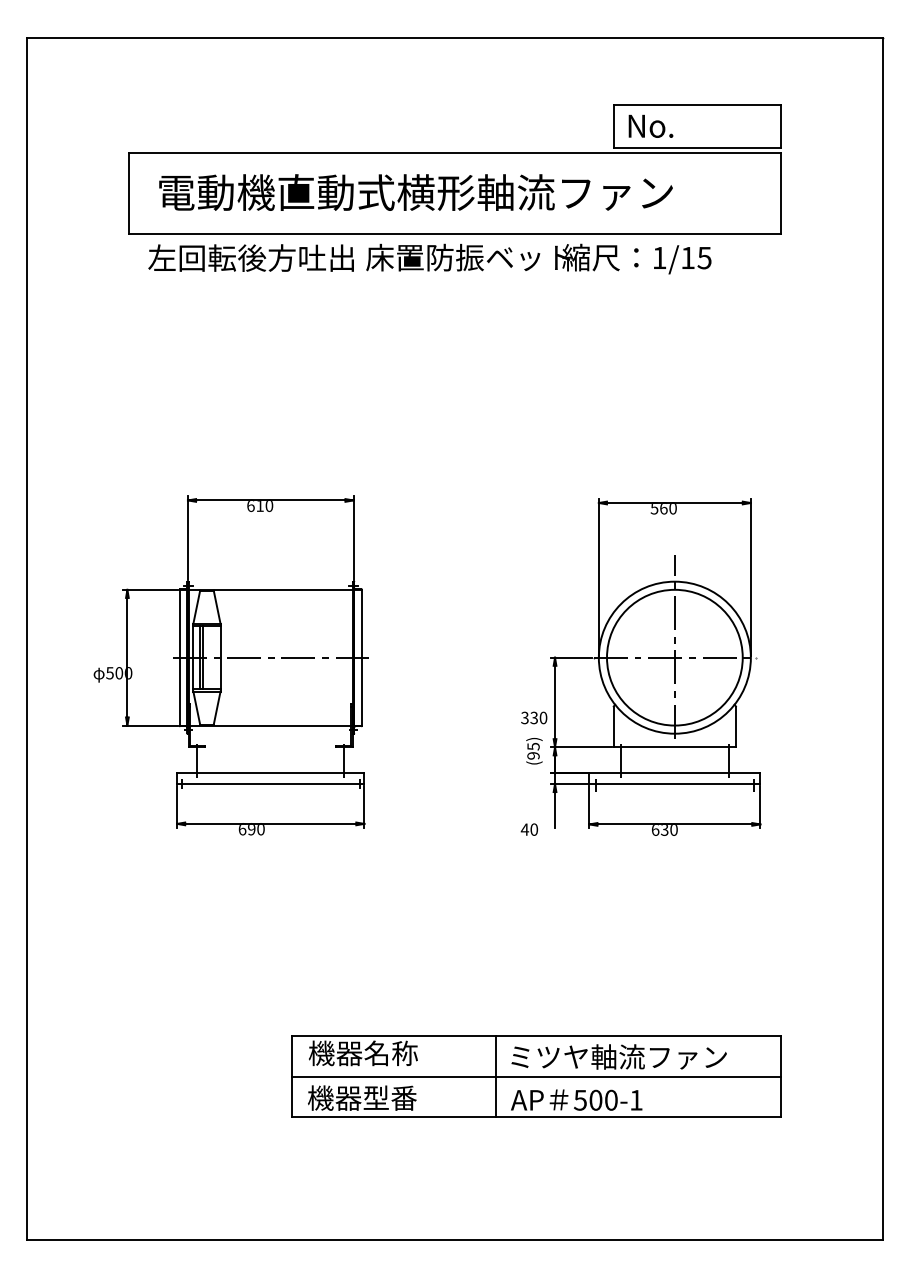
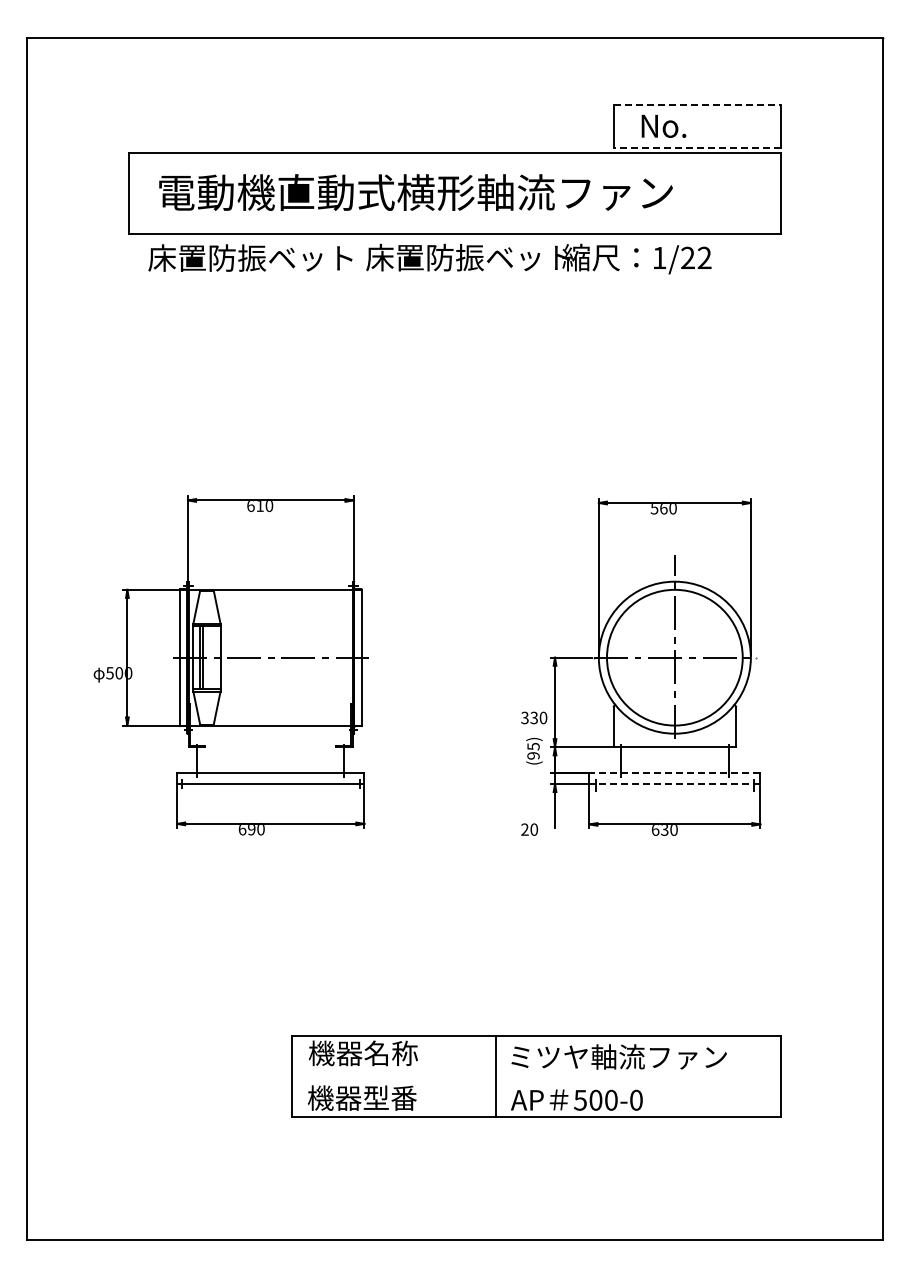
line: solid -> dashed (697, 104)
text position: (650, 125) -> (663, 125) (663, 125)
line: solid -> dashed (696, 147)
text: 左回転後方吐出 -> 床置防振ベット (250, 257)
text: 1/15 -> 1/22 (696, 257)
line: solid -> dashed (674, 773)
line: solid -> dashed (674, 783)
text: 40 -> 20 (524, 829)
line: present -> none (536, 1076)
text: 500-1 -> 500-0 (636, 1099)
